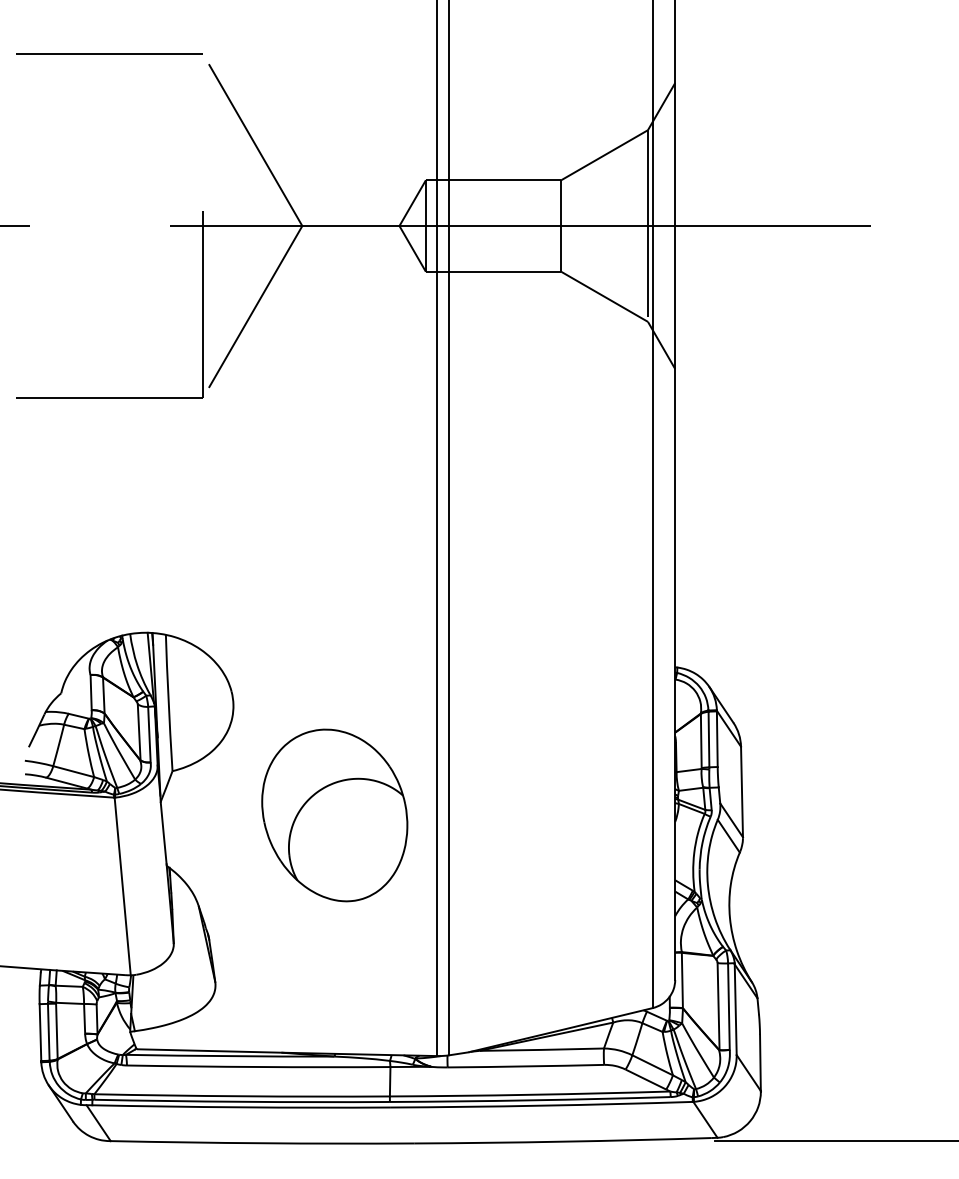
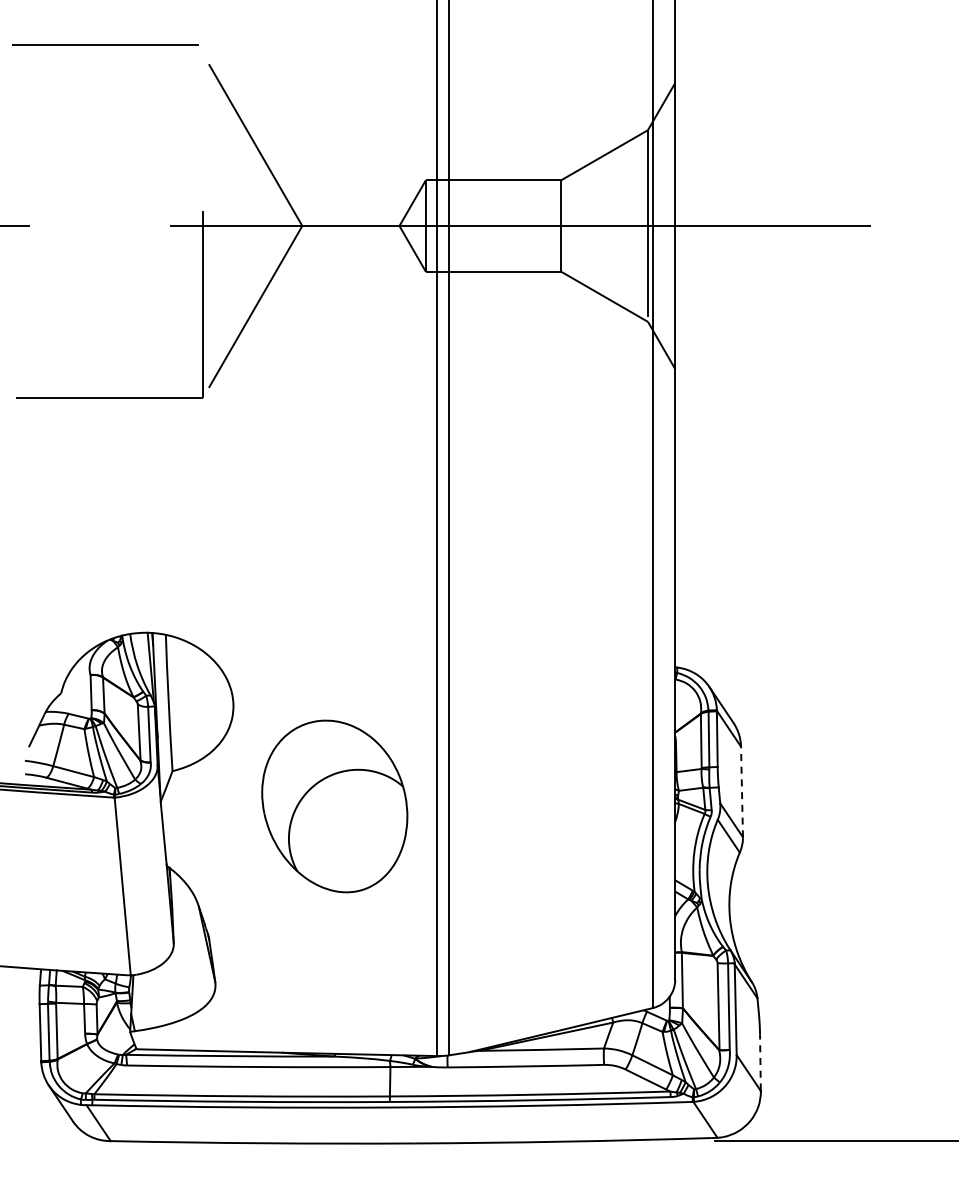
line position: (109, 53) -> (105, 44) (105, 44)
line: solid -> dashed (742, 791)
part position: (334, 815) -> (334, 806) (334, 806)
line: solid -> dashed (760, 1062)
